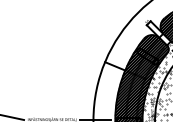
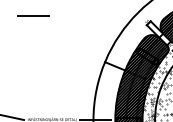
line: none -> present (33, 15)
